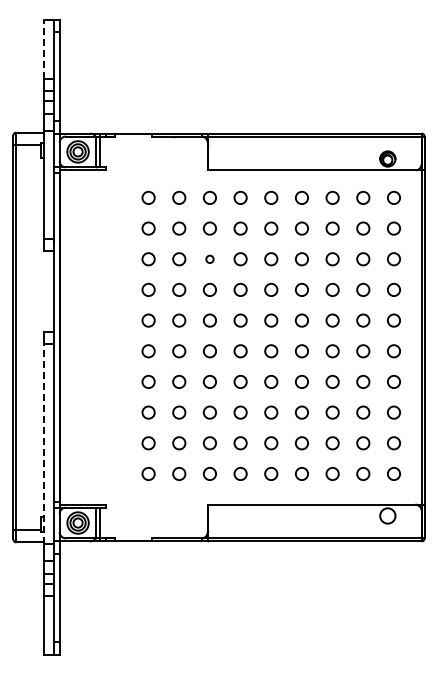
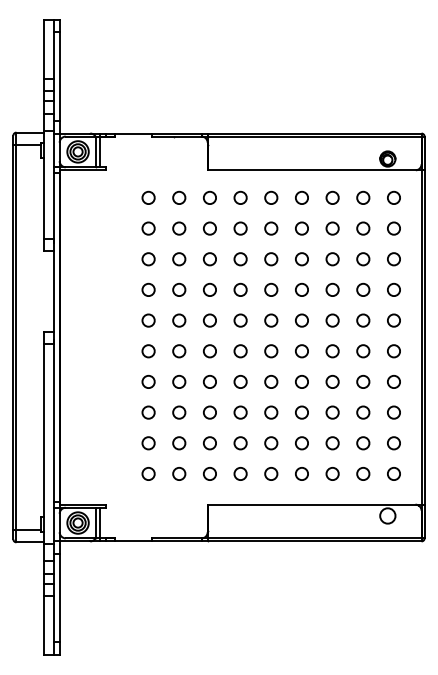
line: dashed -> solid (43, 48)
circle size: 10x10 px -> 14x15 px (209, 259)
line: dashed -> solid (43, 443)
